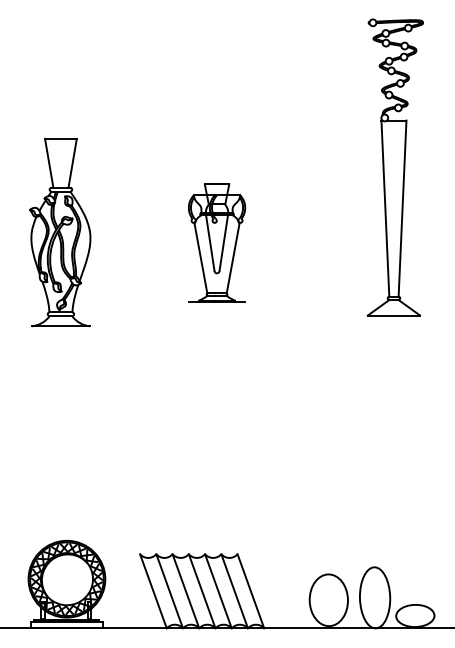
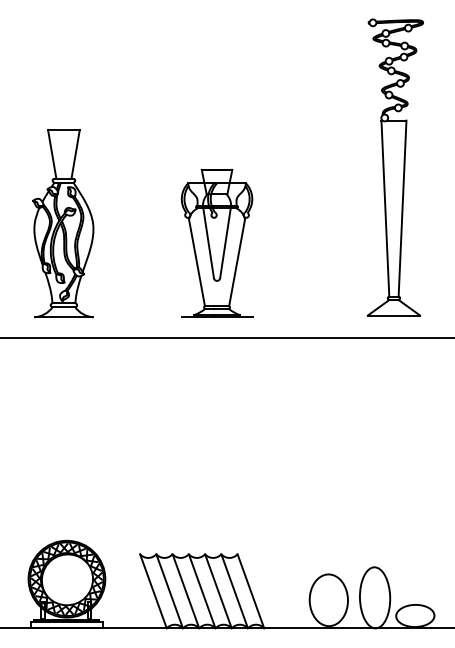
part position: (60, 232) -> (63, 223) (63, 223)
part size: 59x120 px -> 74x150 px (216, 242)
line: none -> present (226, 337)
